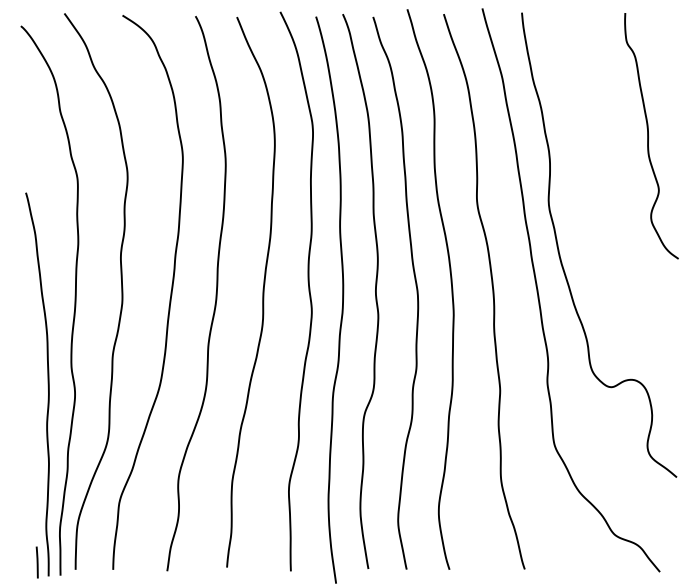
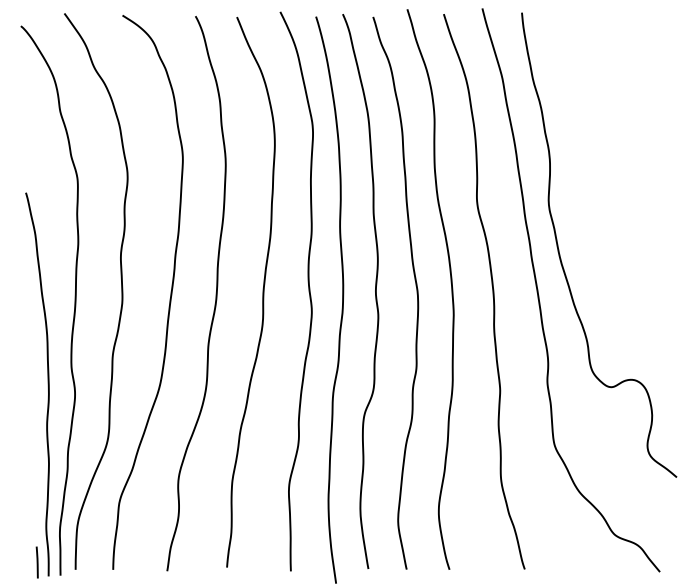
curve: present -> none (648, 136)
